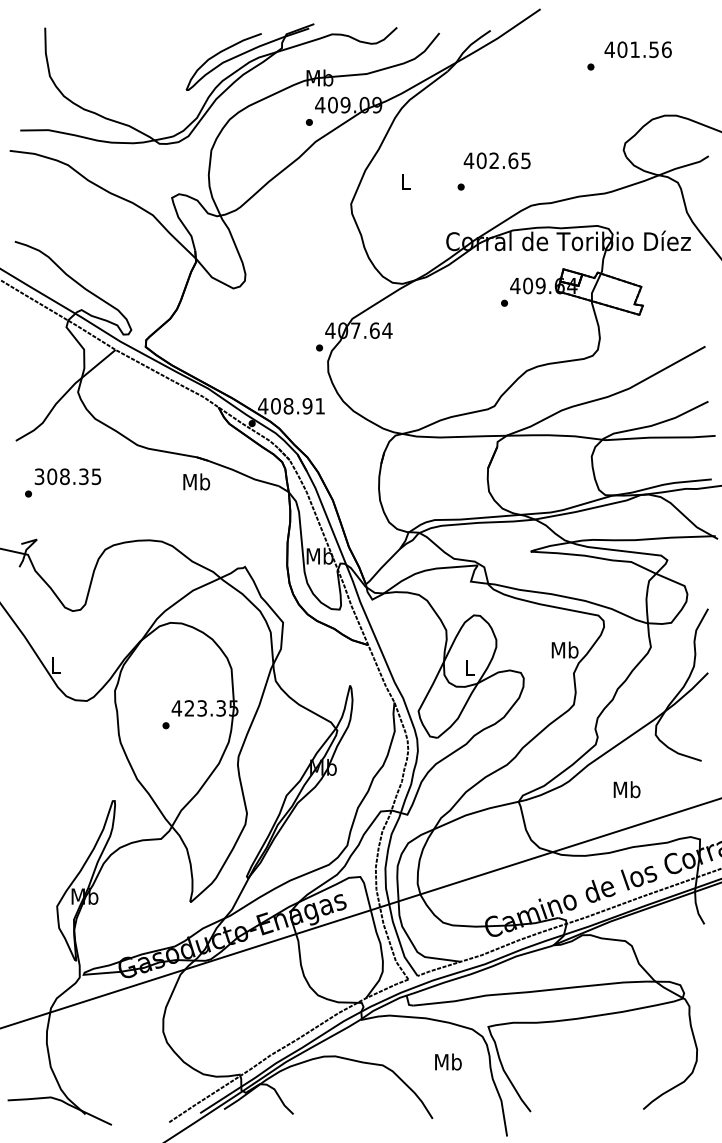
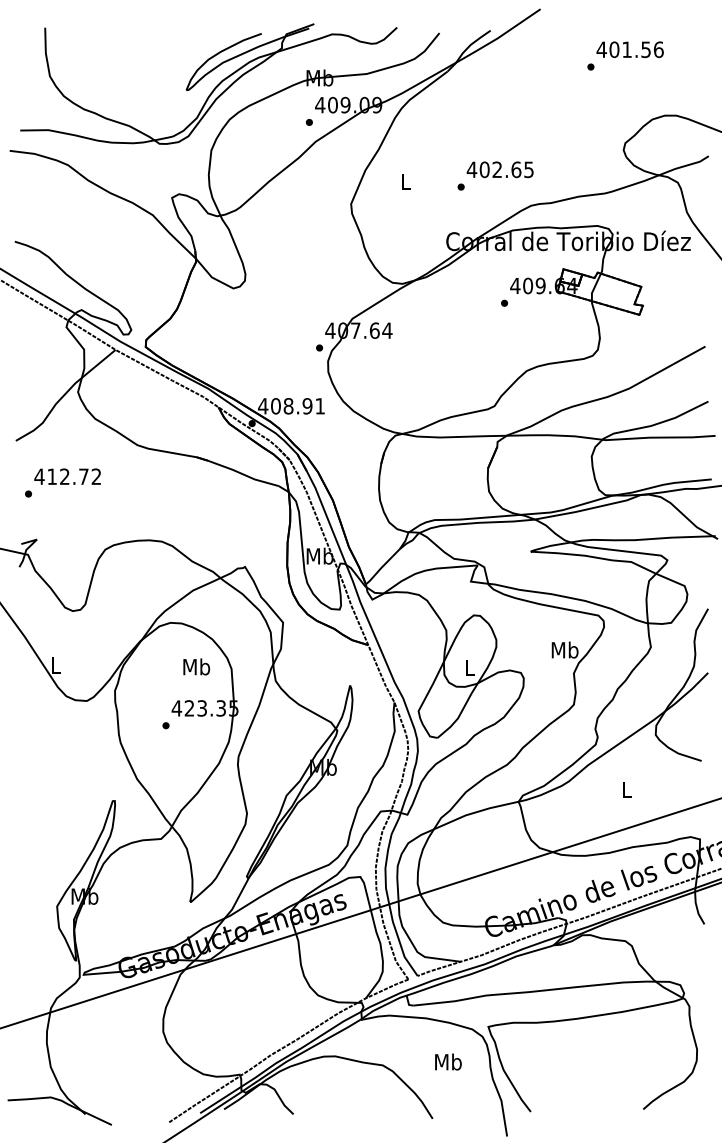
text position: (637, 49) -> (629, 49) (629, 49)
text position: (496, 160) -> (499, 169) (499, 169)
text: 308.35 -> 412.72 (67, 476)
text position: (196, 481) -> (196, 666) (196, 666)
text: Mb -> L (626, 789)
